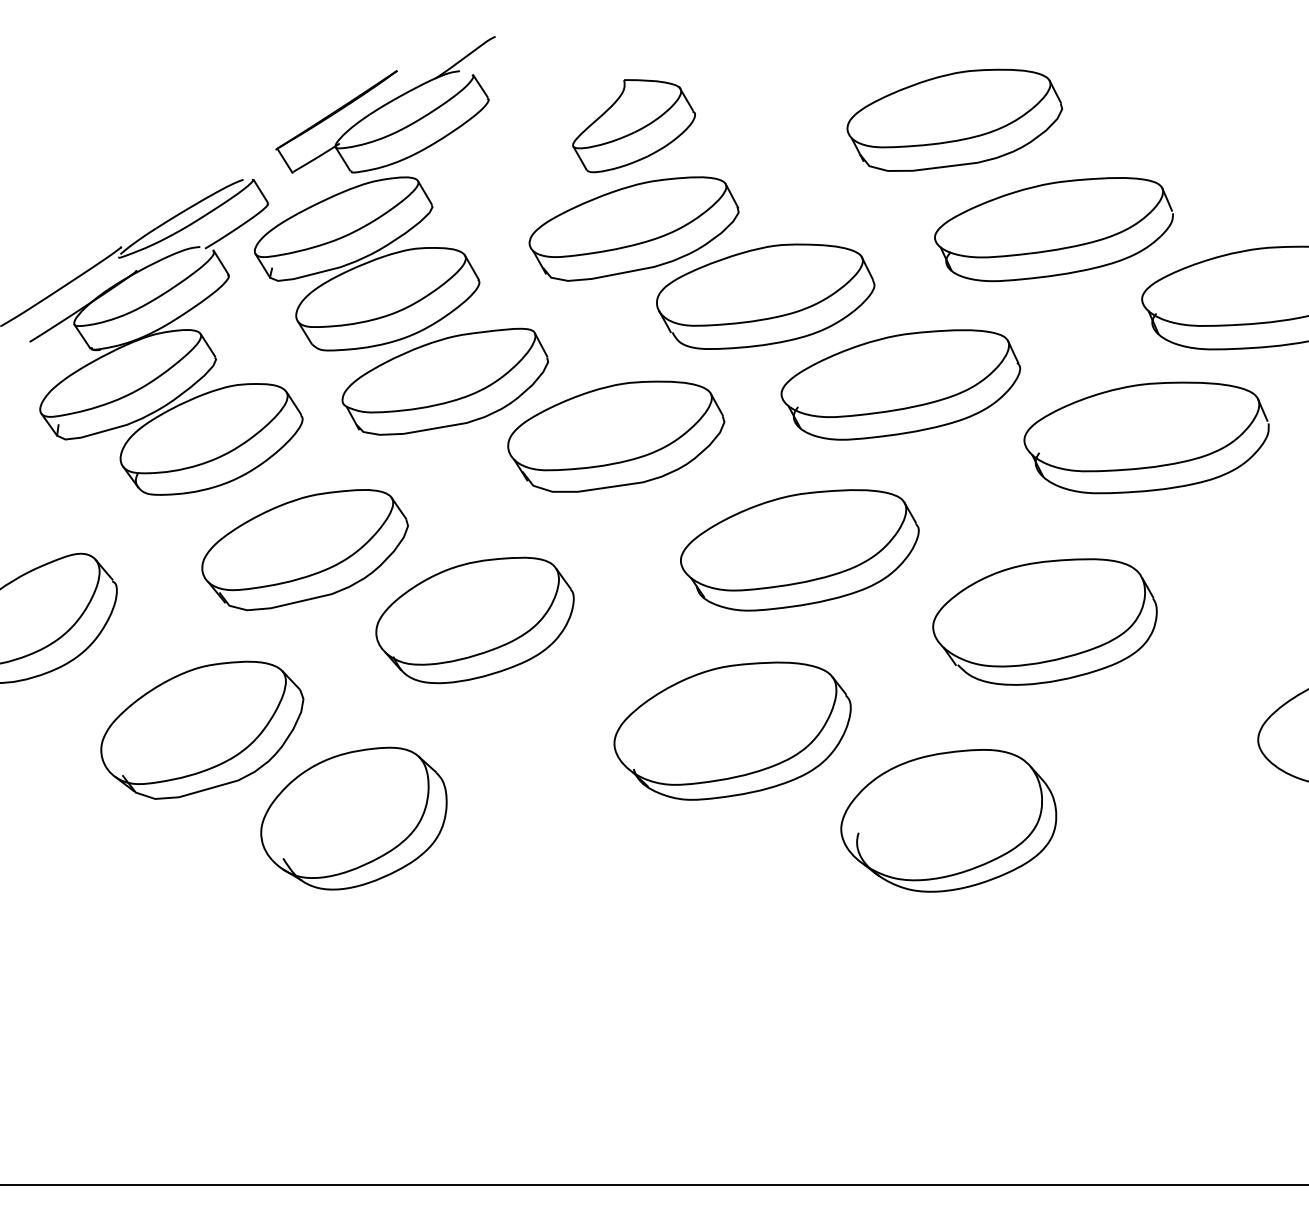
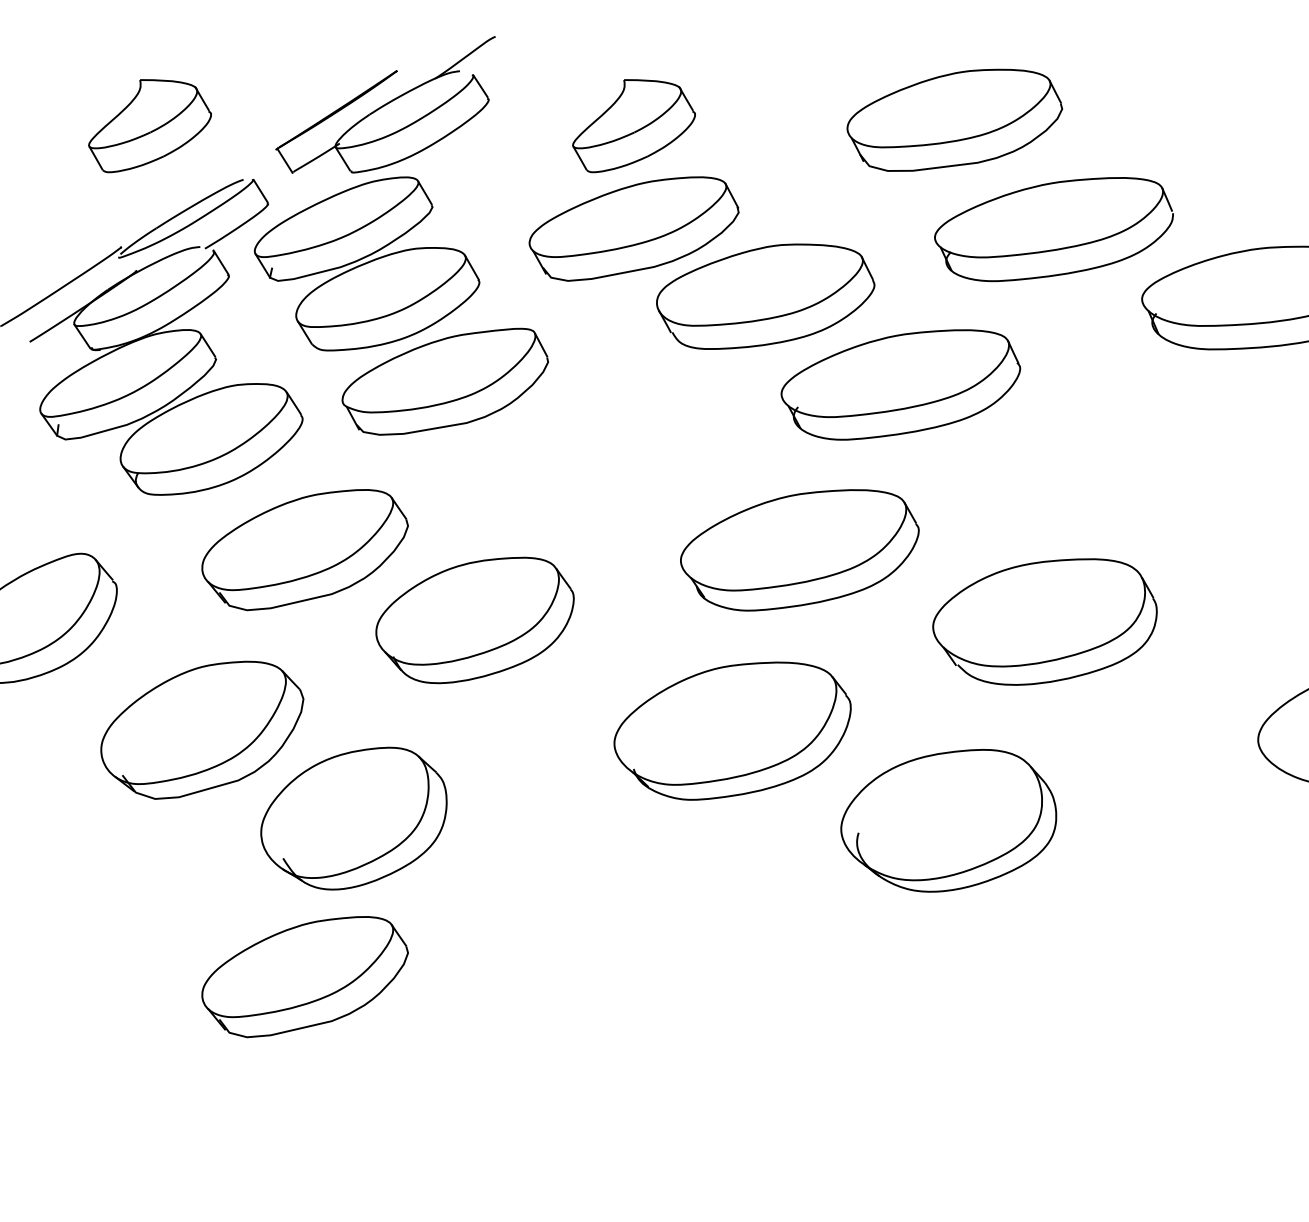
part: none -> present (149, 126)
part: present -> none (616, 436)
part: present -> none (1146, 437)
part: none -> present (304, 977)
line: present -> none (653, 1185)
